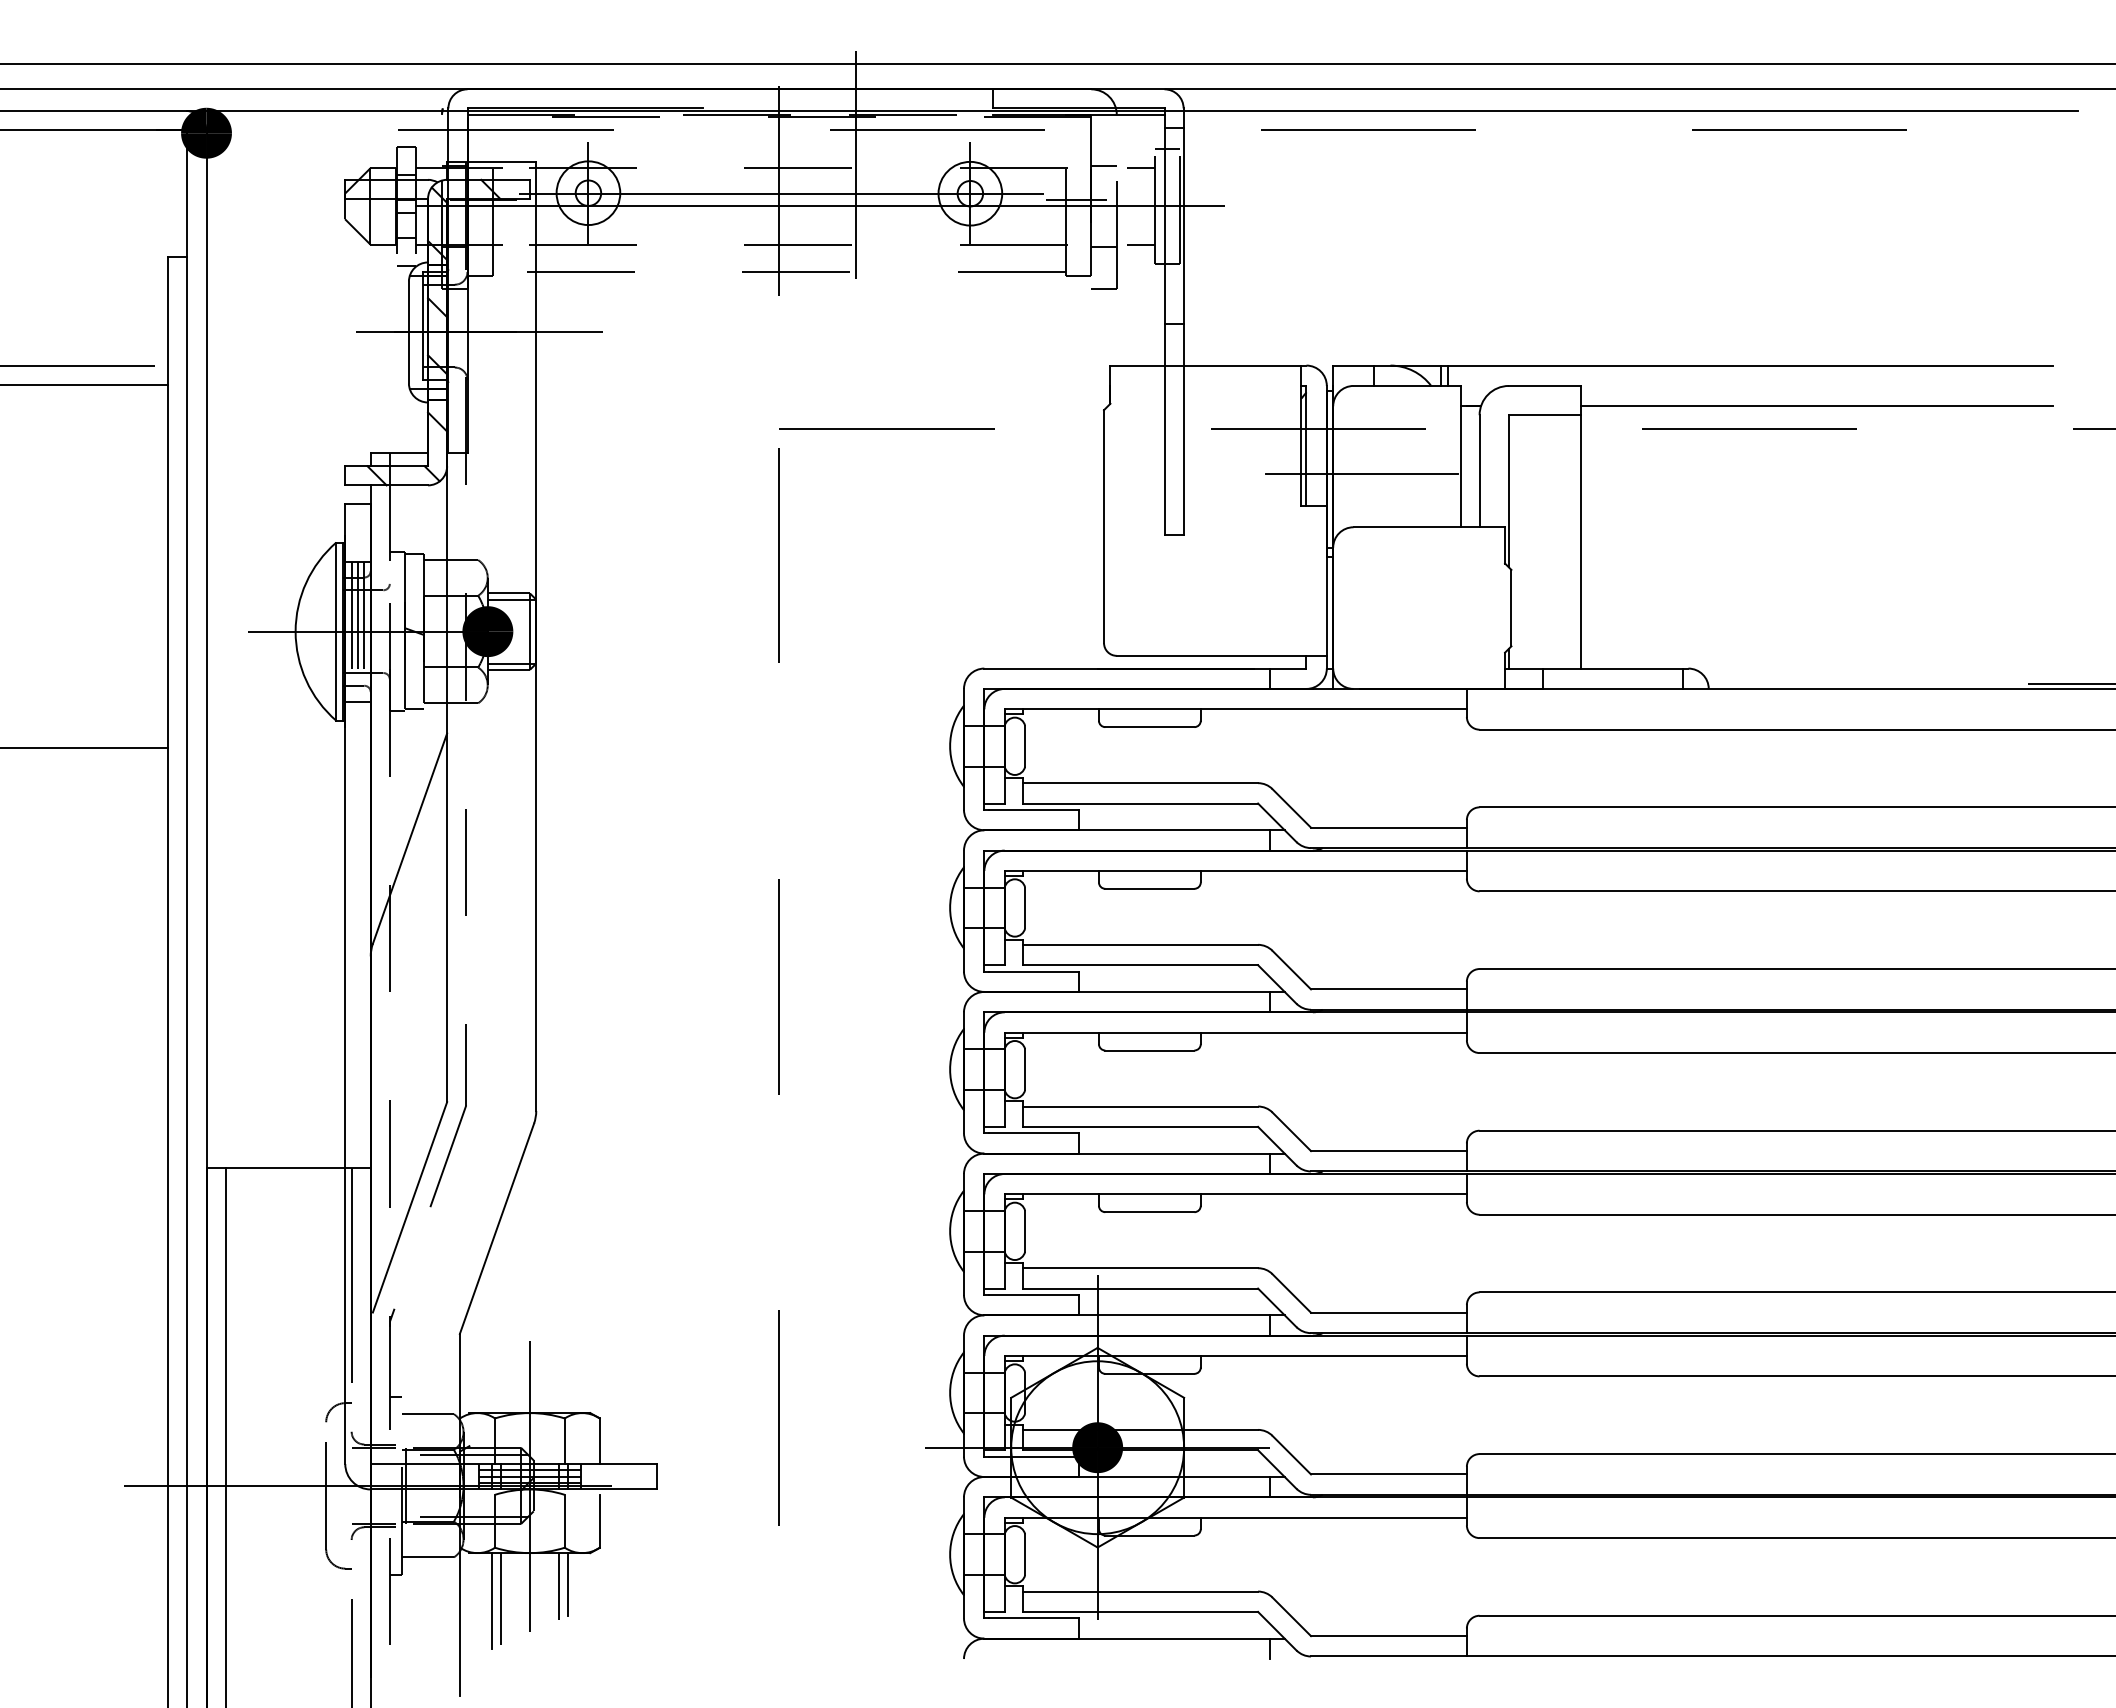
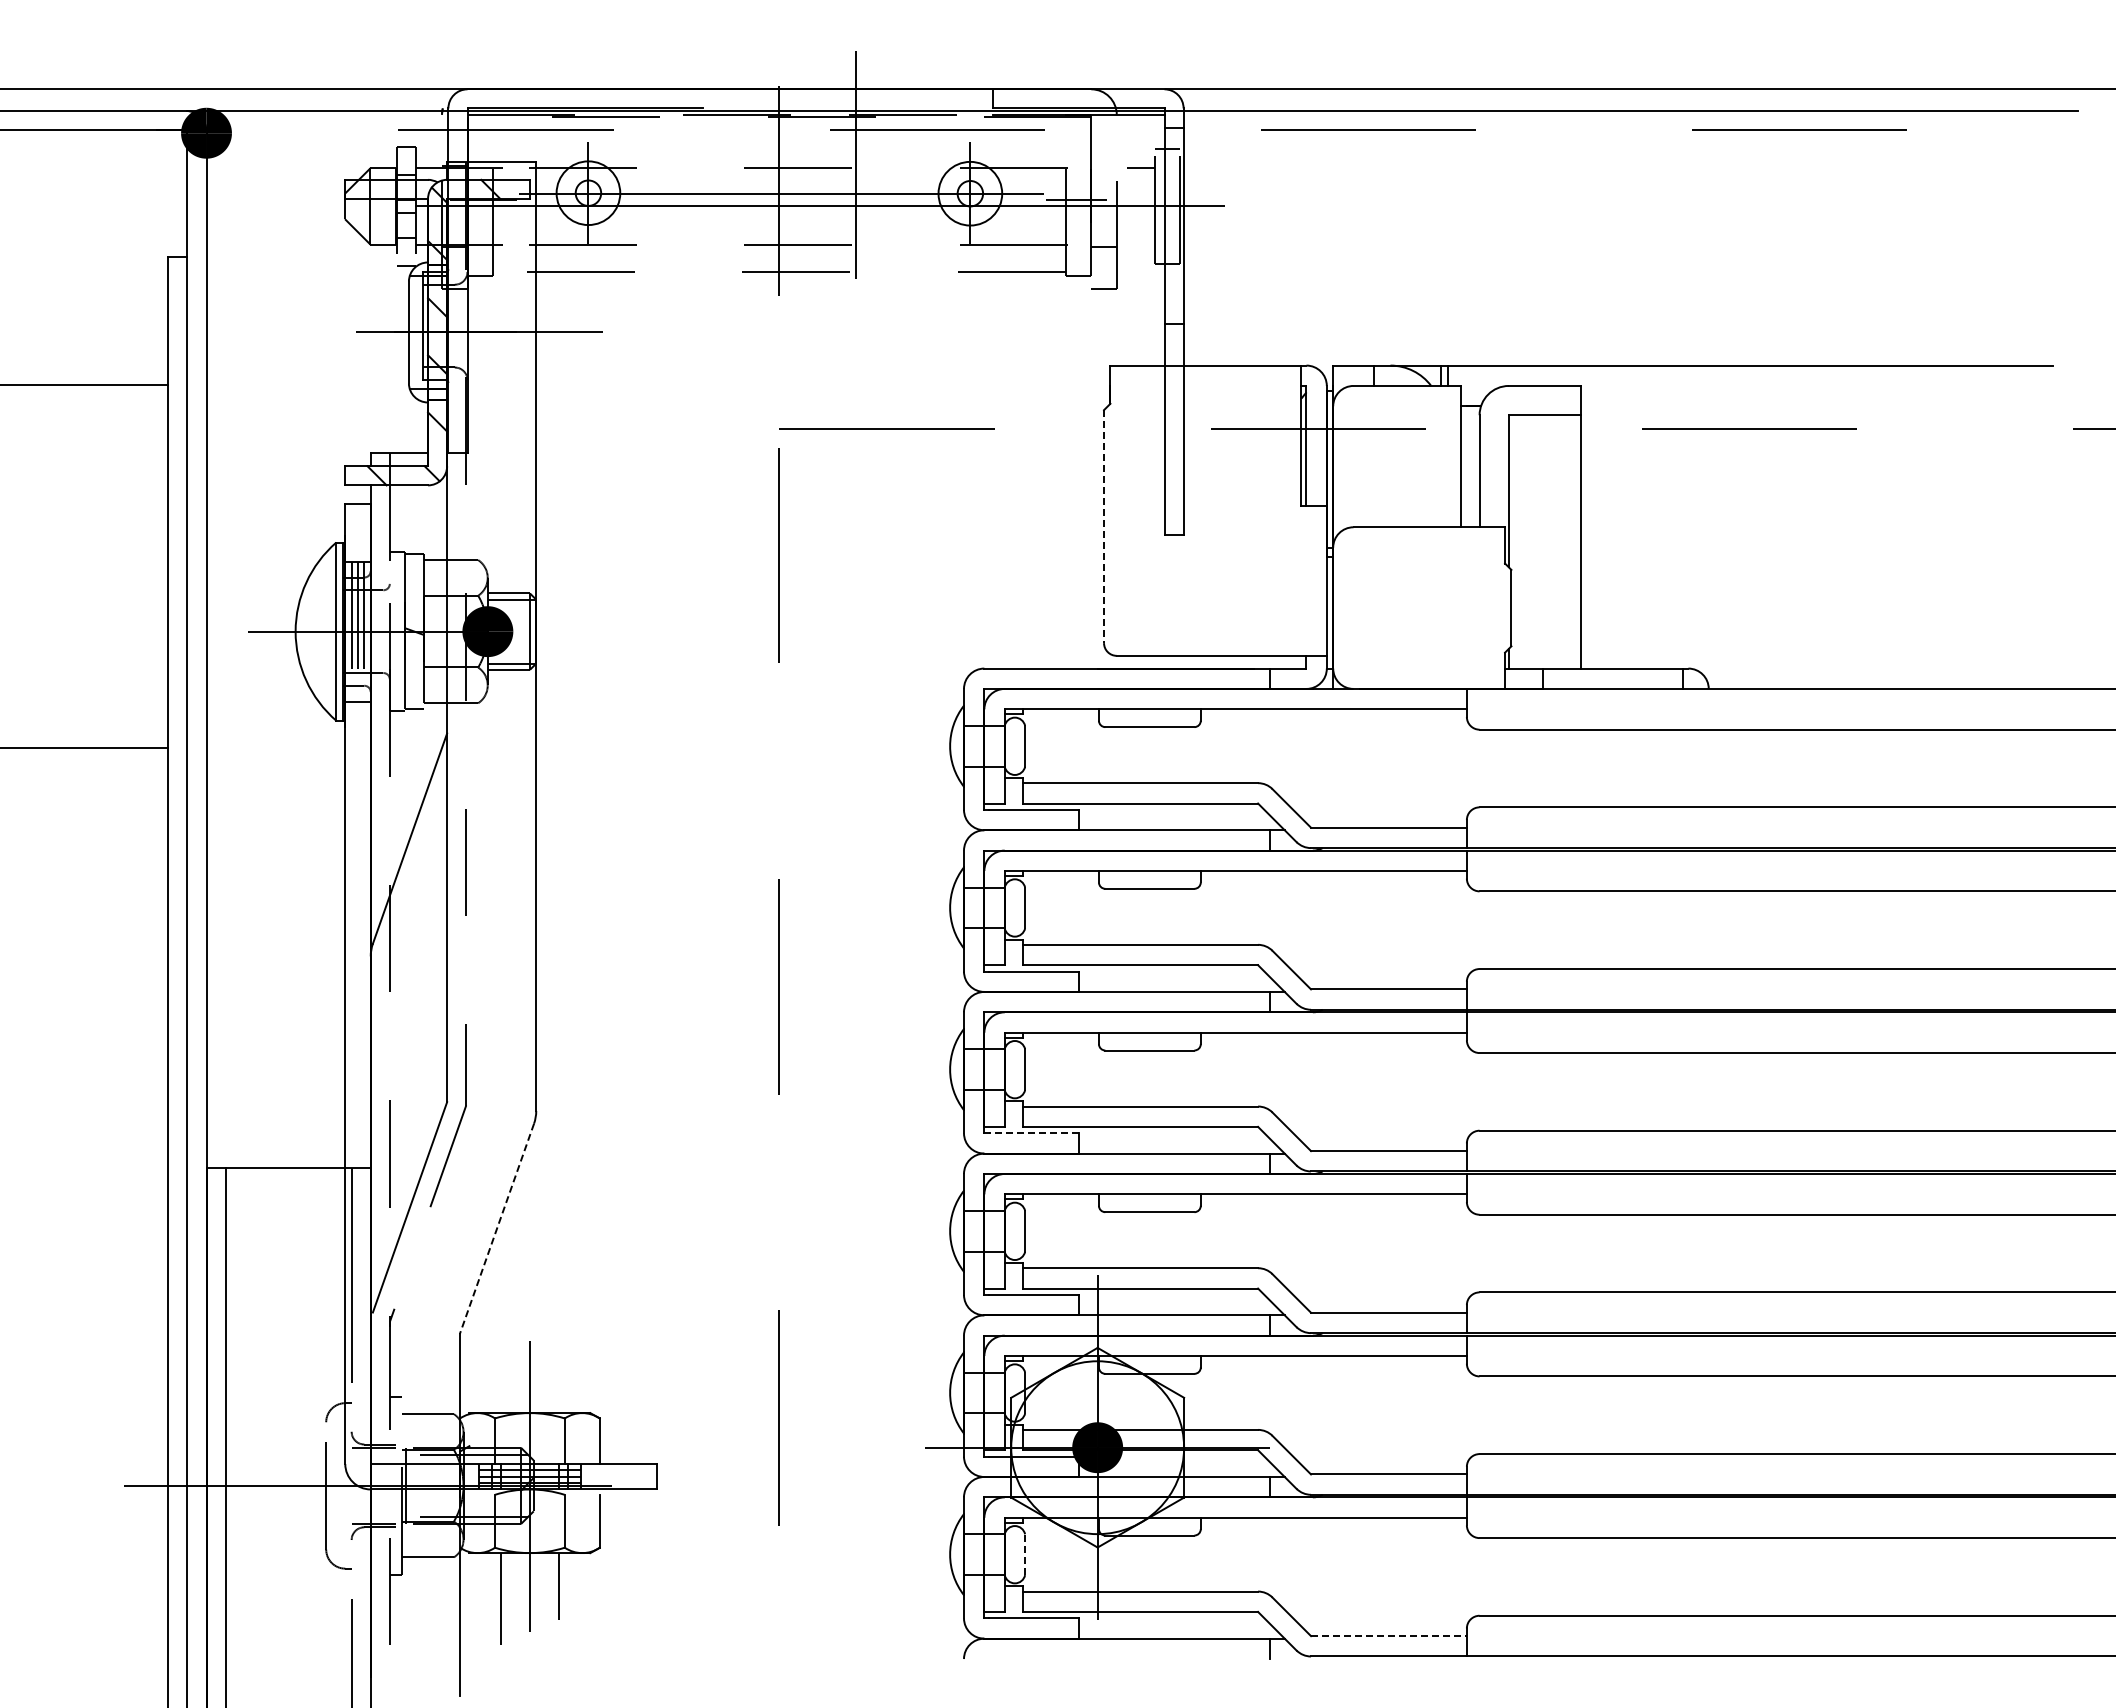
line: present -> none (1057, 63)
line: present -> none (1103, 165)
line: present -> none (1140, 244)
line: present -> none (85, 365)
line: present -> none (1816, 406)
line: present -> none (1361, 473)
line: solid -> dashed (1104, 527)
line: present -> none (2069, 683)
line: solid -> dashed (1034, 1133)
line: solid -> dashed (496, 1228)
line: solid -> dashed (1025, 1554)
line: present -> none (568, 1584)
line: present -> none (491, 1601)
line: solid -> dashed (1388, 1636)
